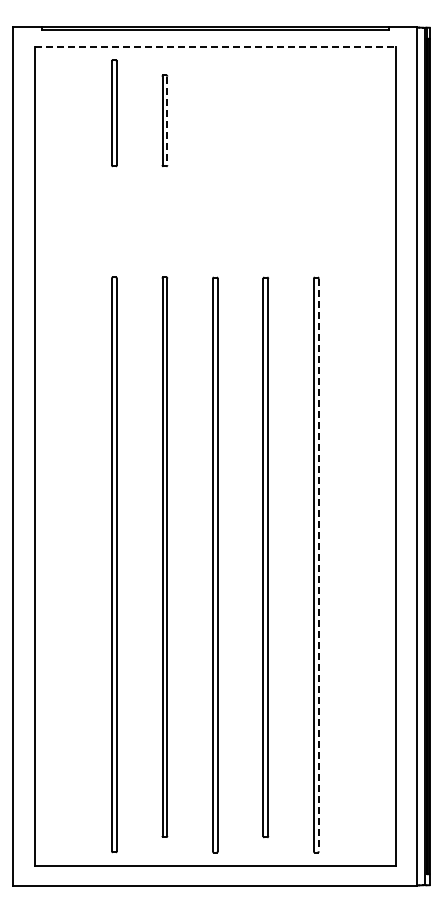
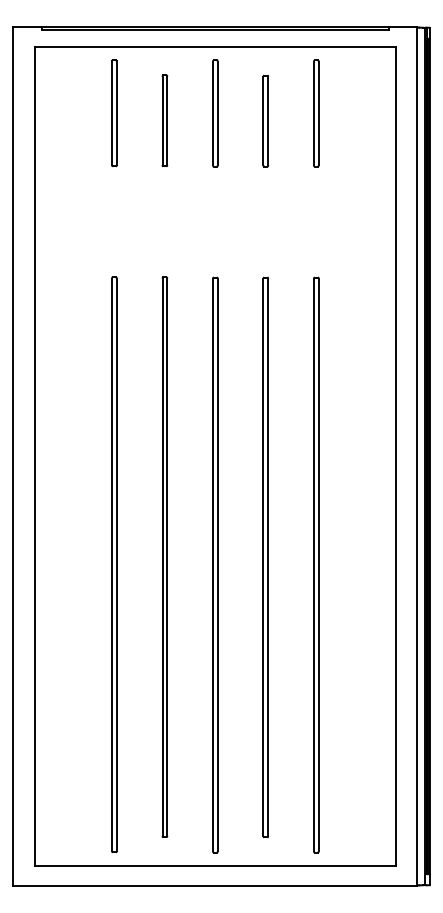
line: dashed -> solid (215, 46)
part: none -> present (215, 113)
part: none -> present (316, 113)
part: none -> present (265, 120)
line: dashed -> solid (167, 121)
line: dashed -> solid (318, 565)
